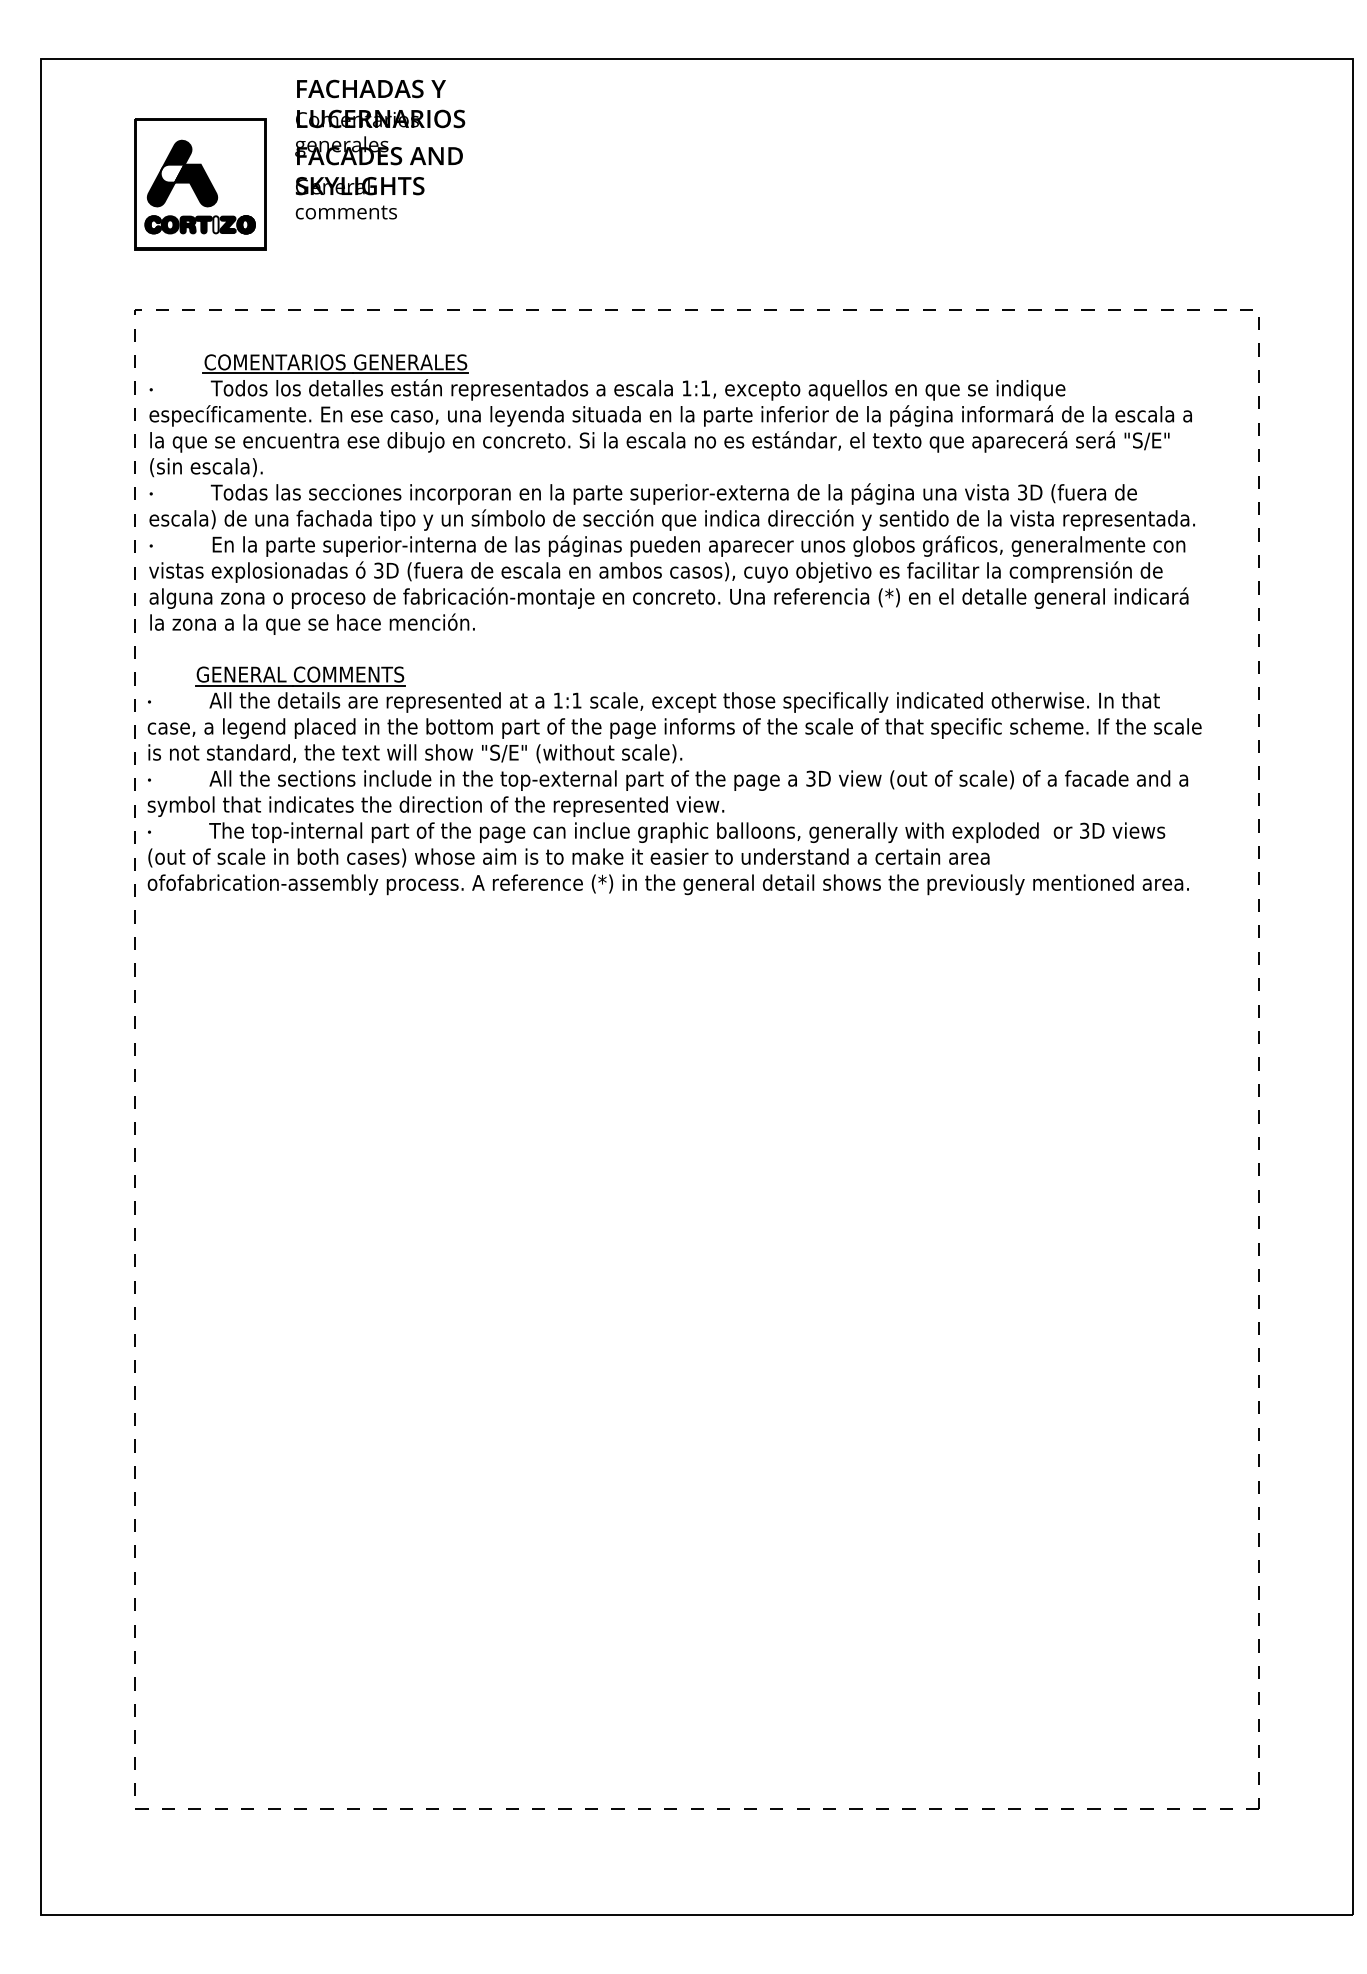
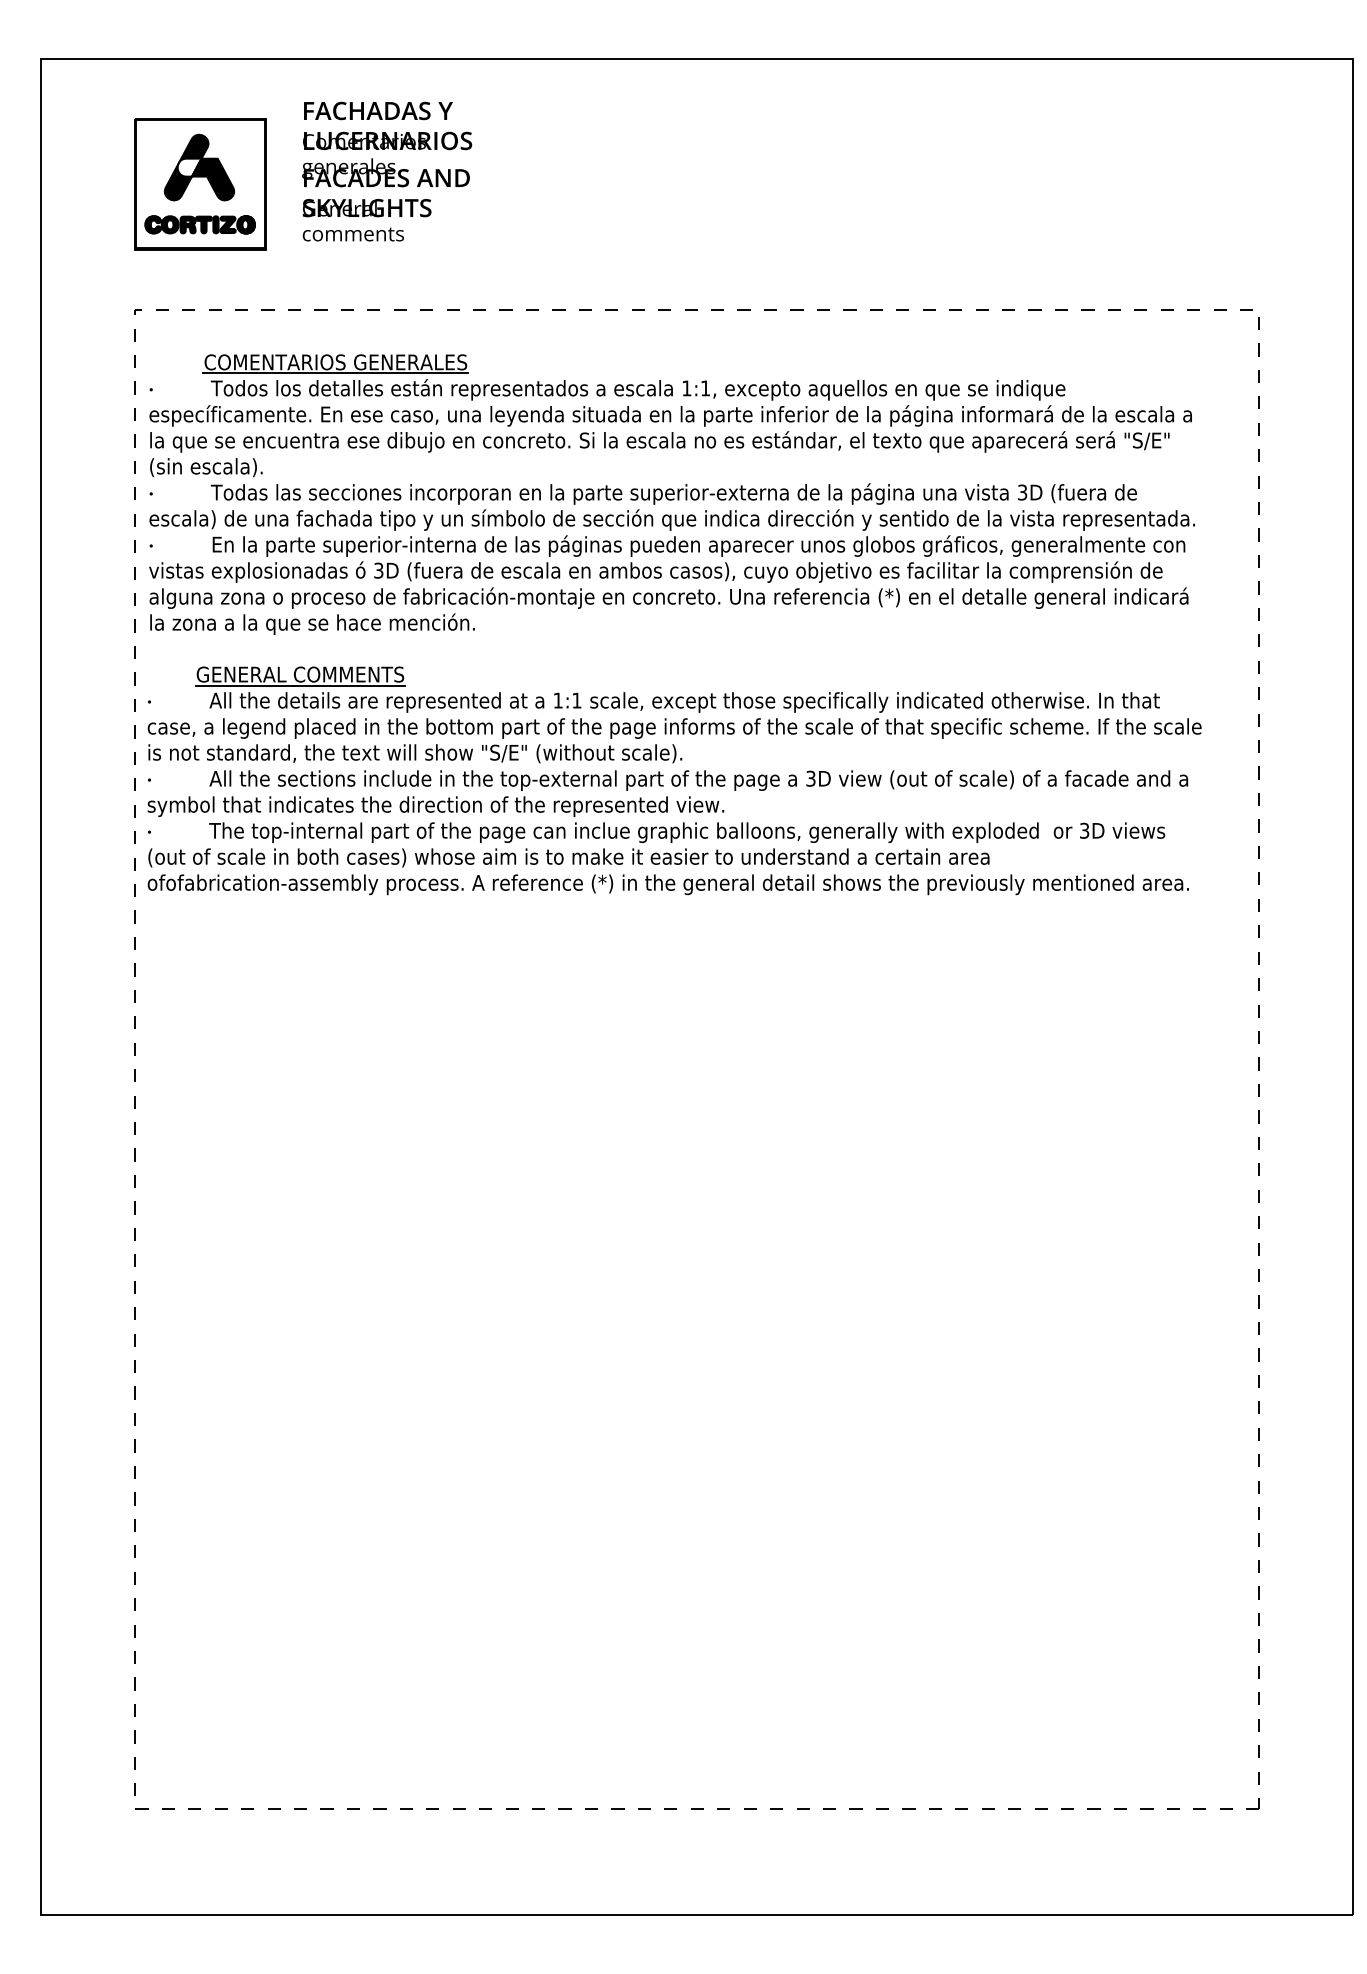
text position: (380, 149) -> (387, 171) (387, 171)
part position: (182, 173) -> (199, 167) (199, 167)
fill: none -> present (215, 224)
